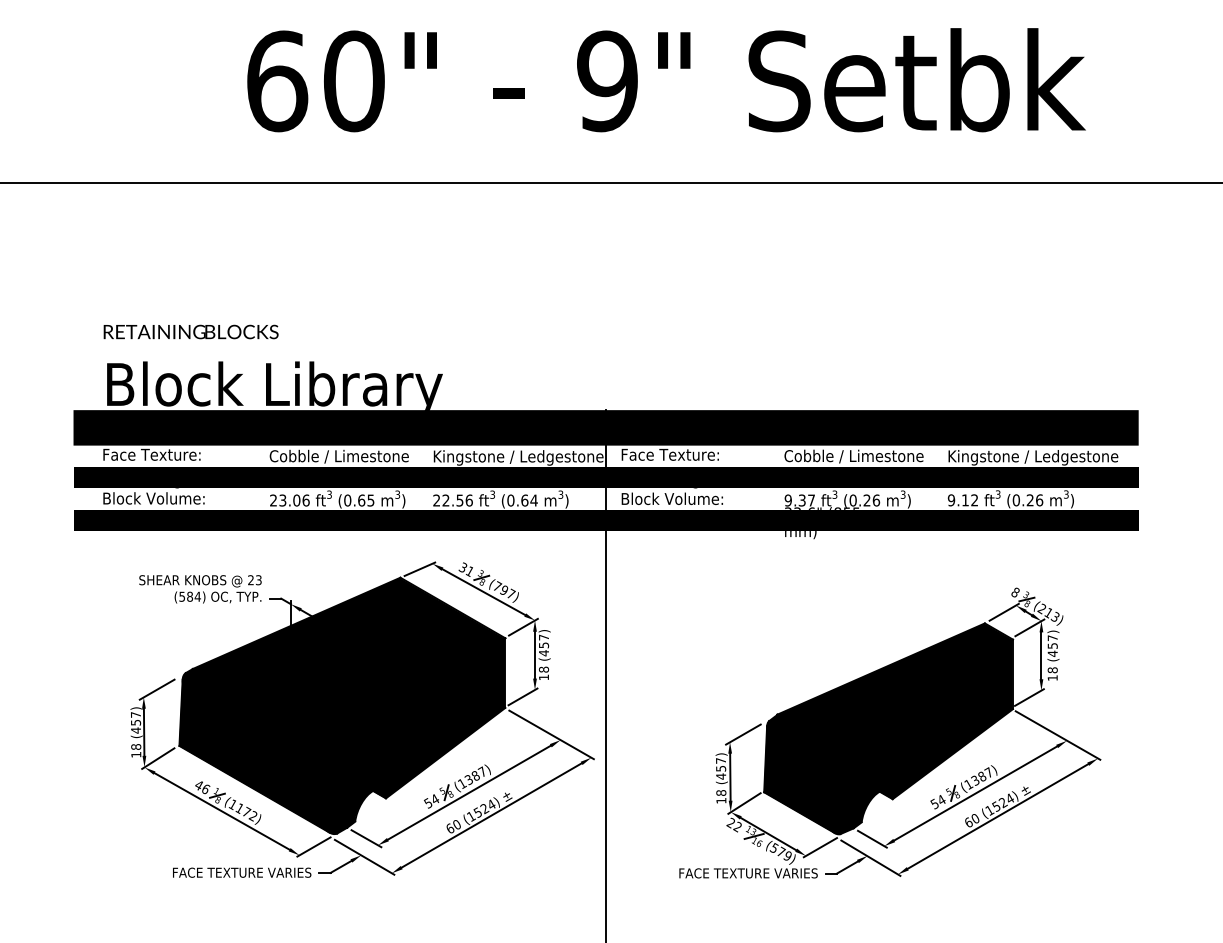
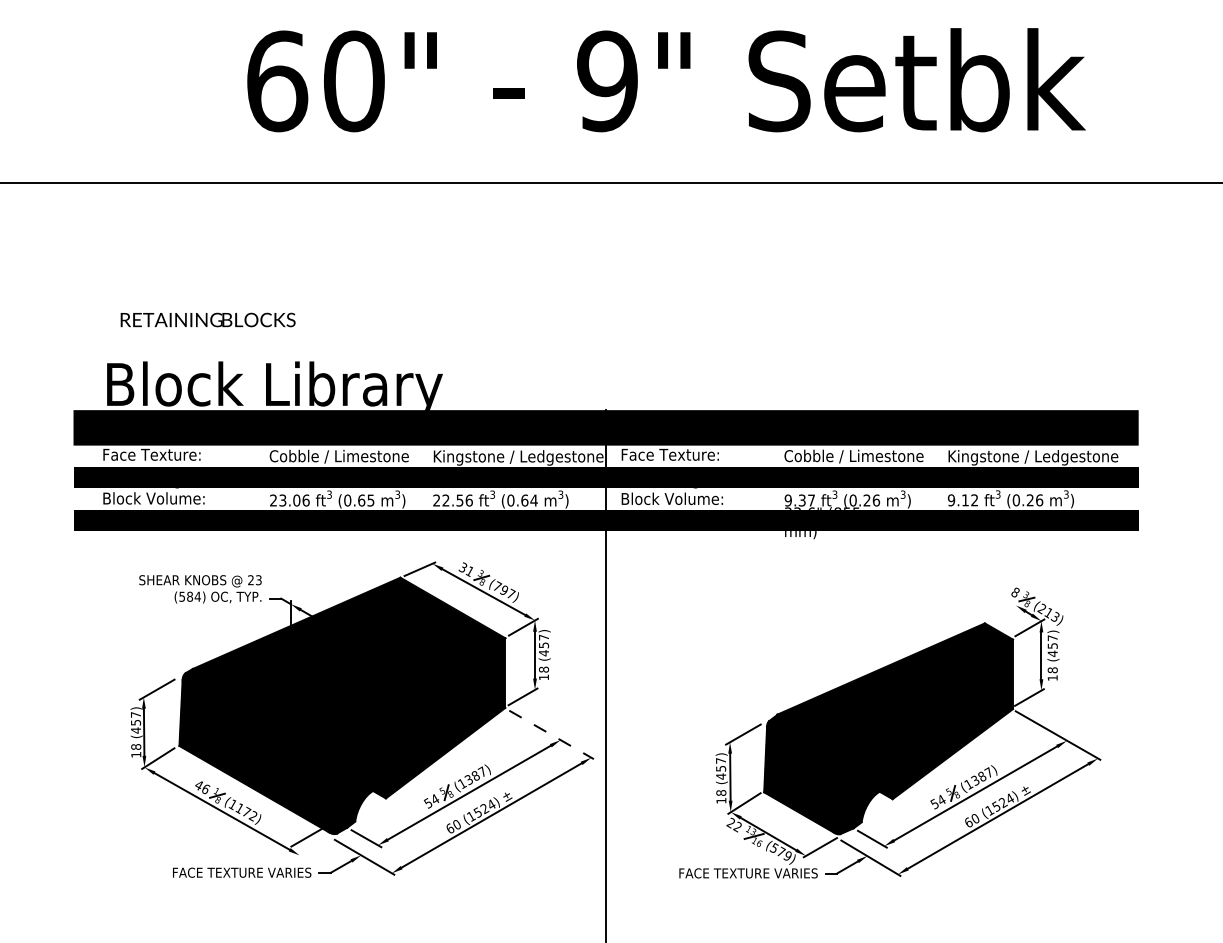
text position: (190, 331) -> (207, 319) (207, 319)
line: present -> none (1003, 611)
line: solid -> dashed (551, 734)
line position: (313, 846) -> (307, 836) (307, 836)
